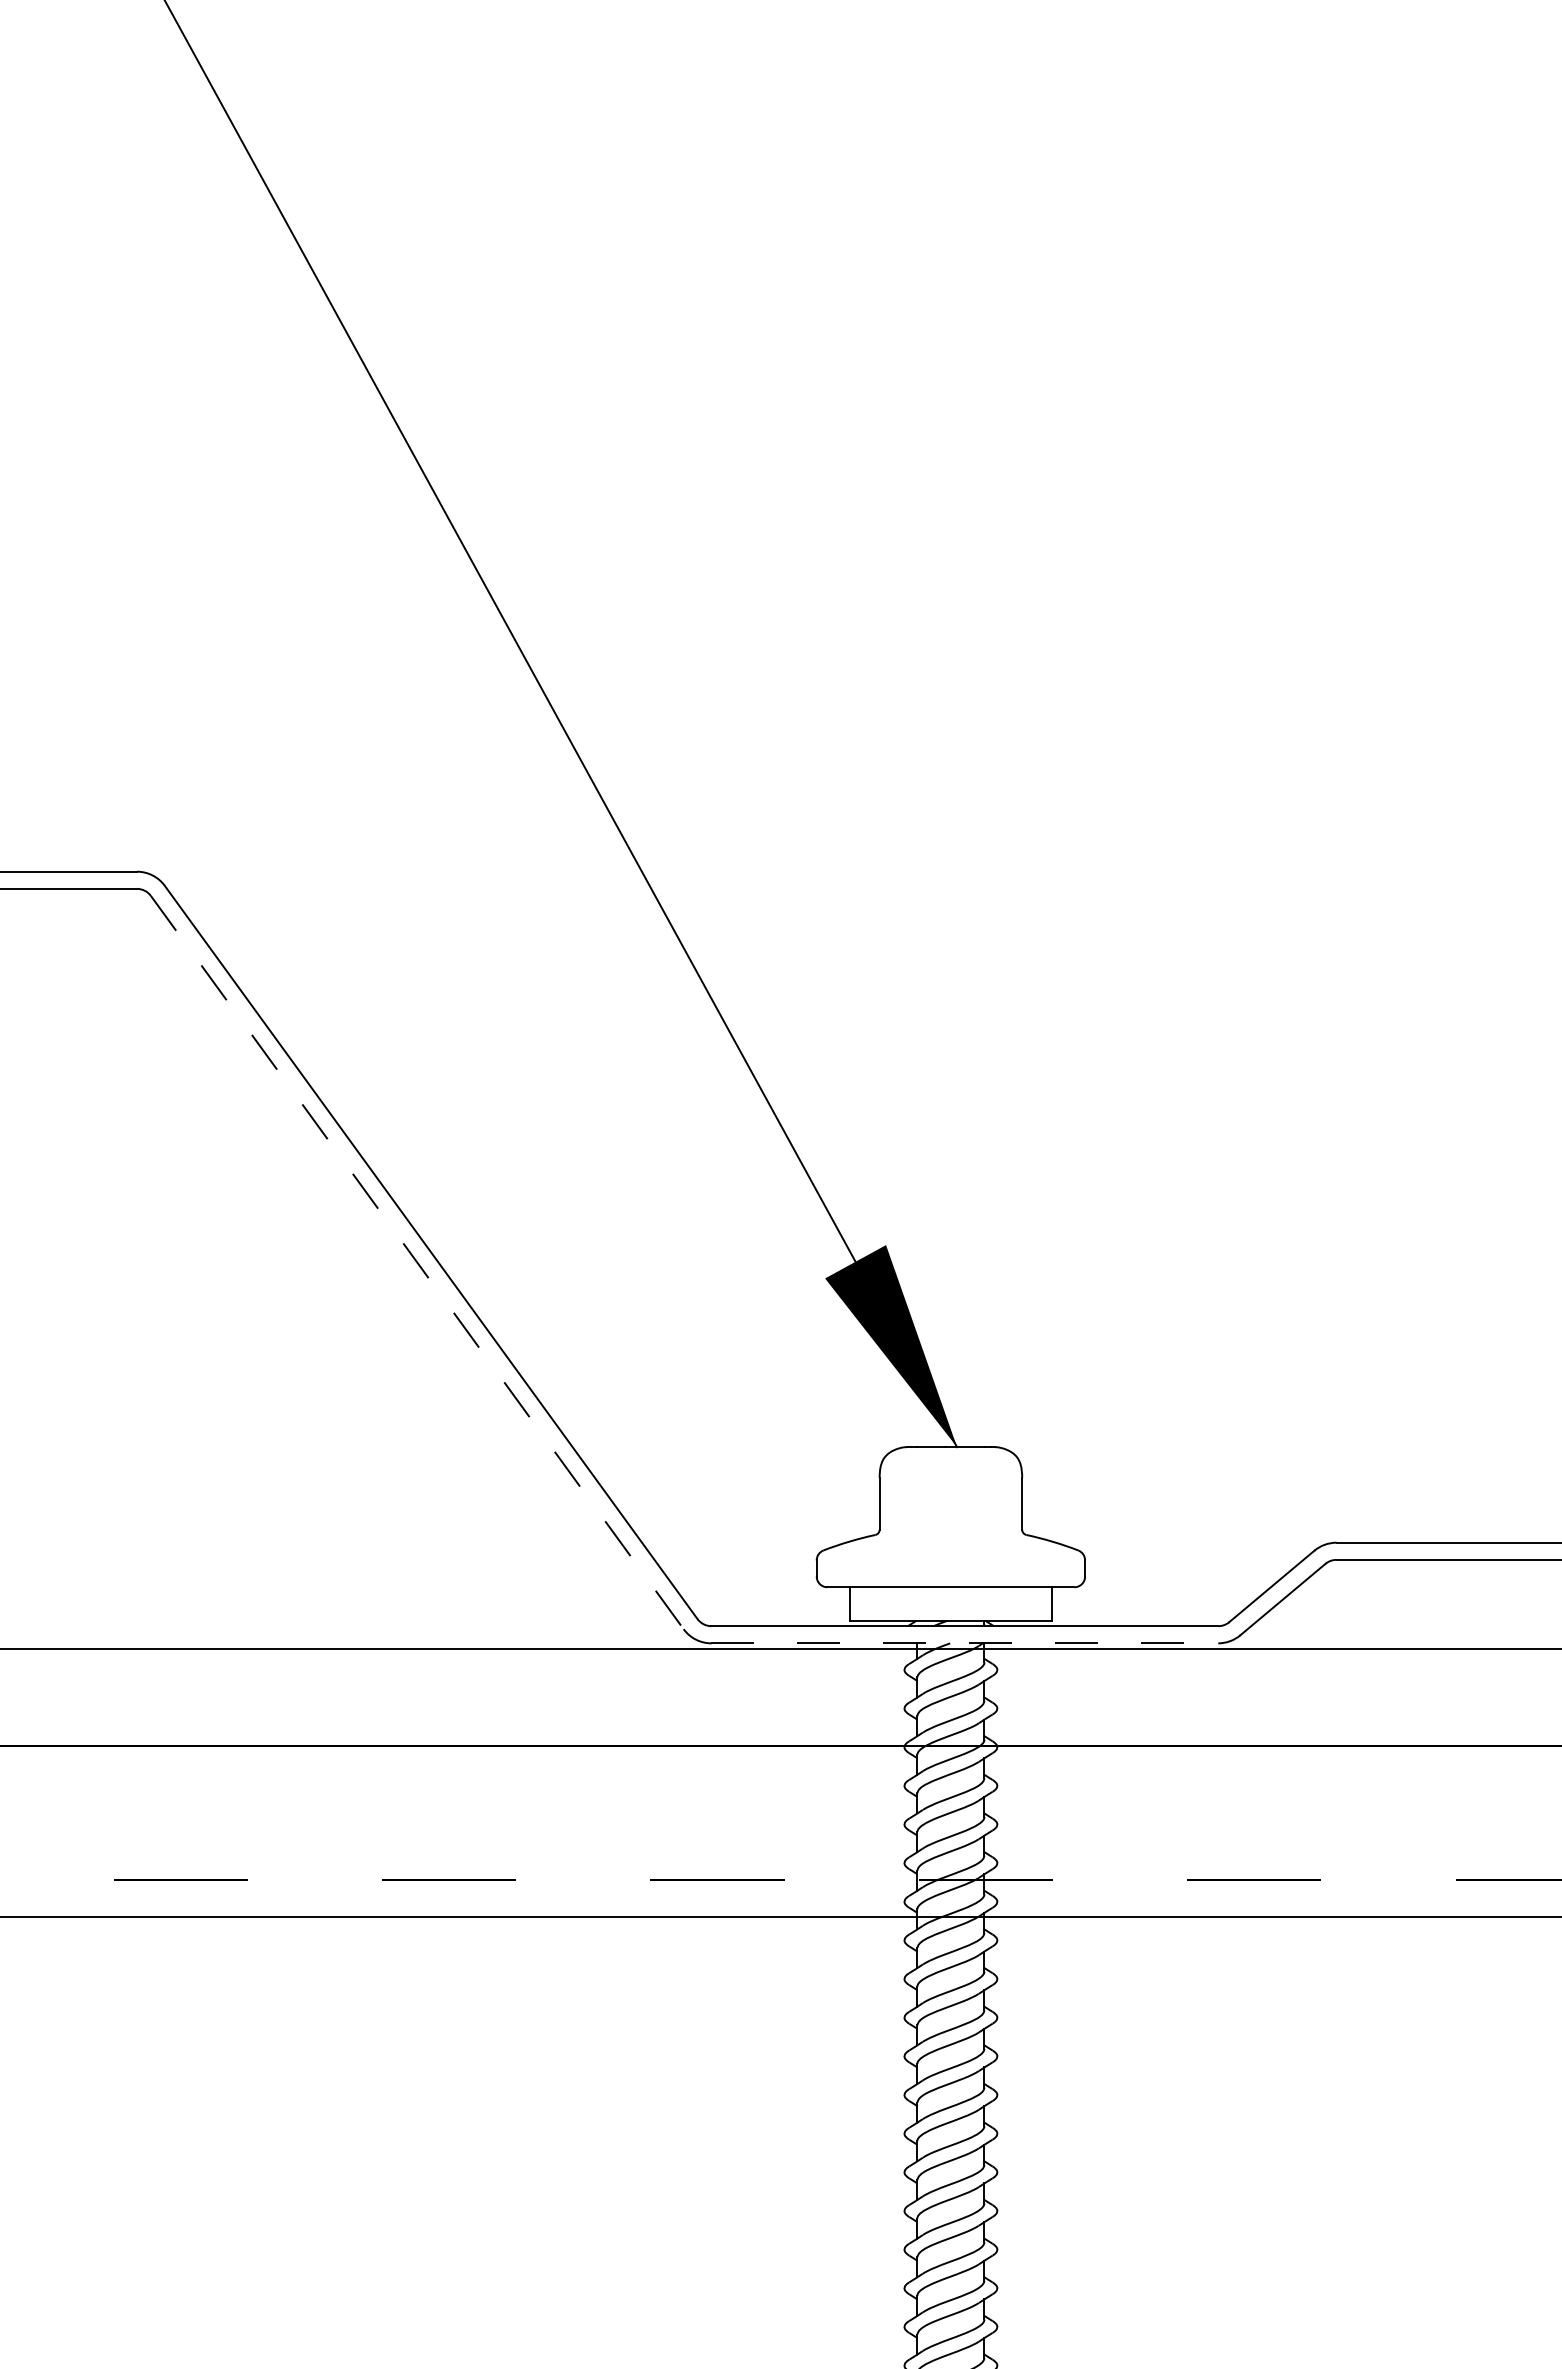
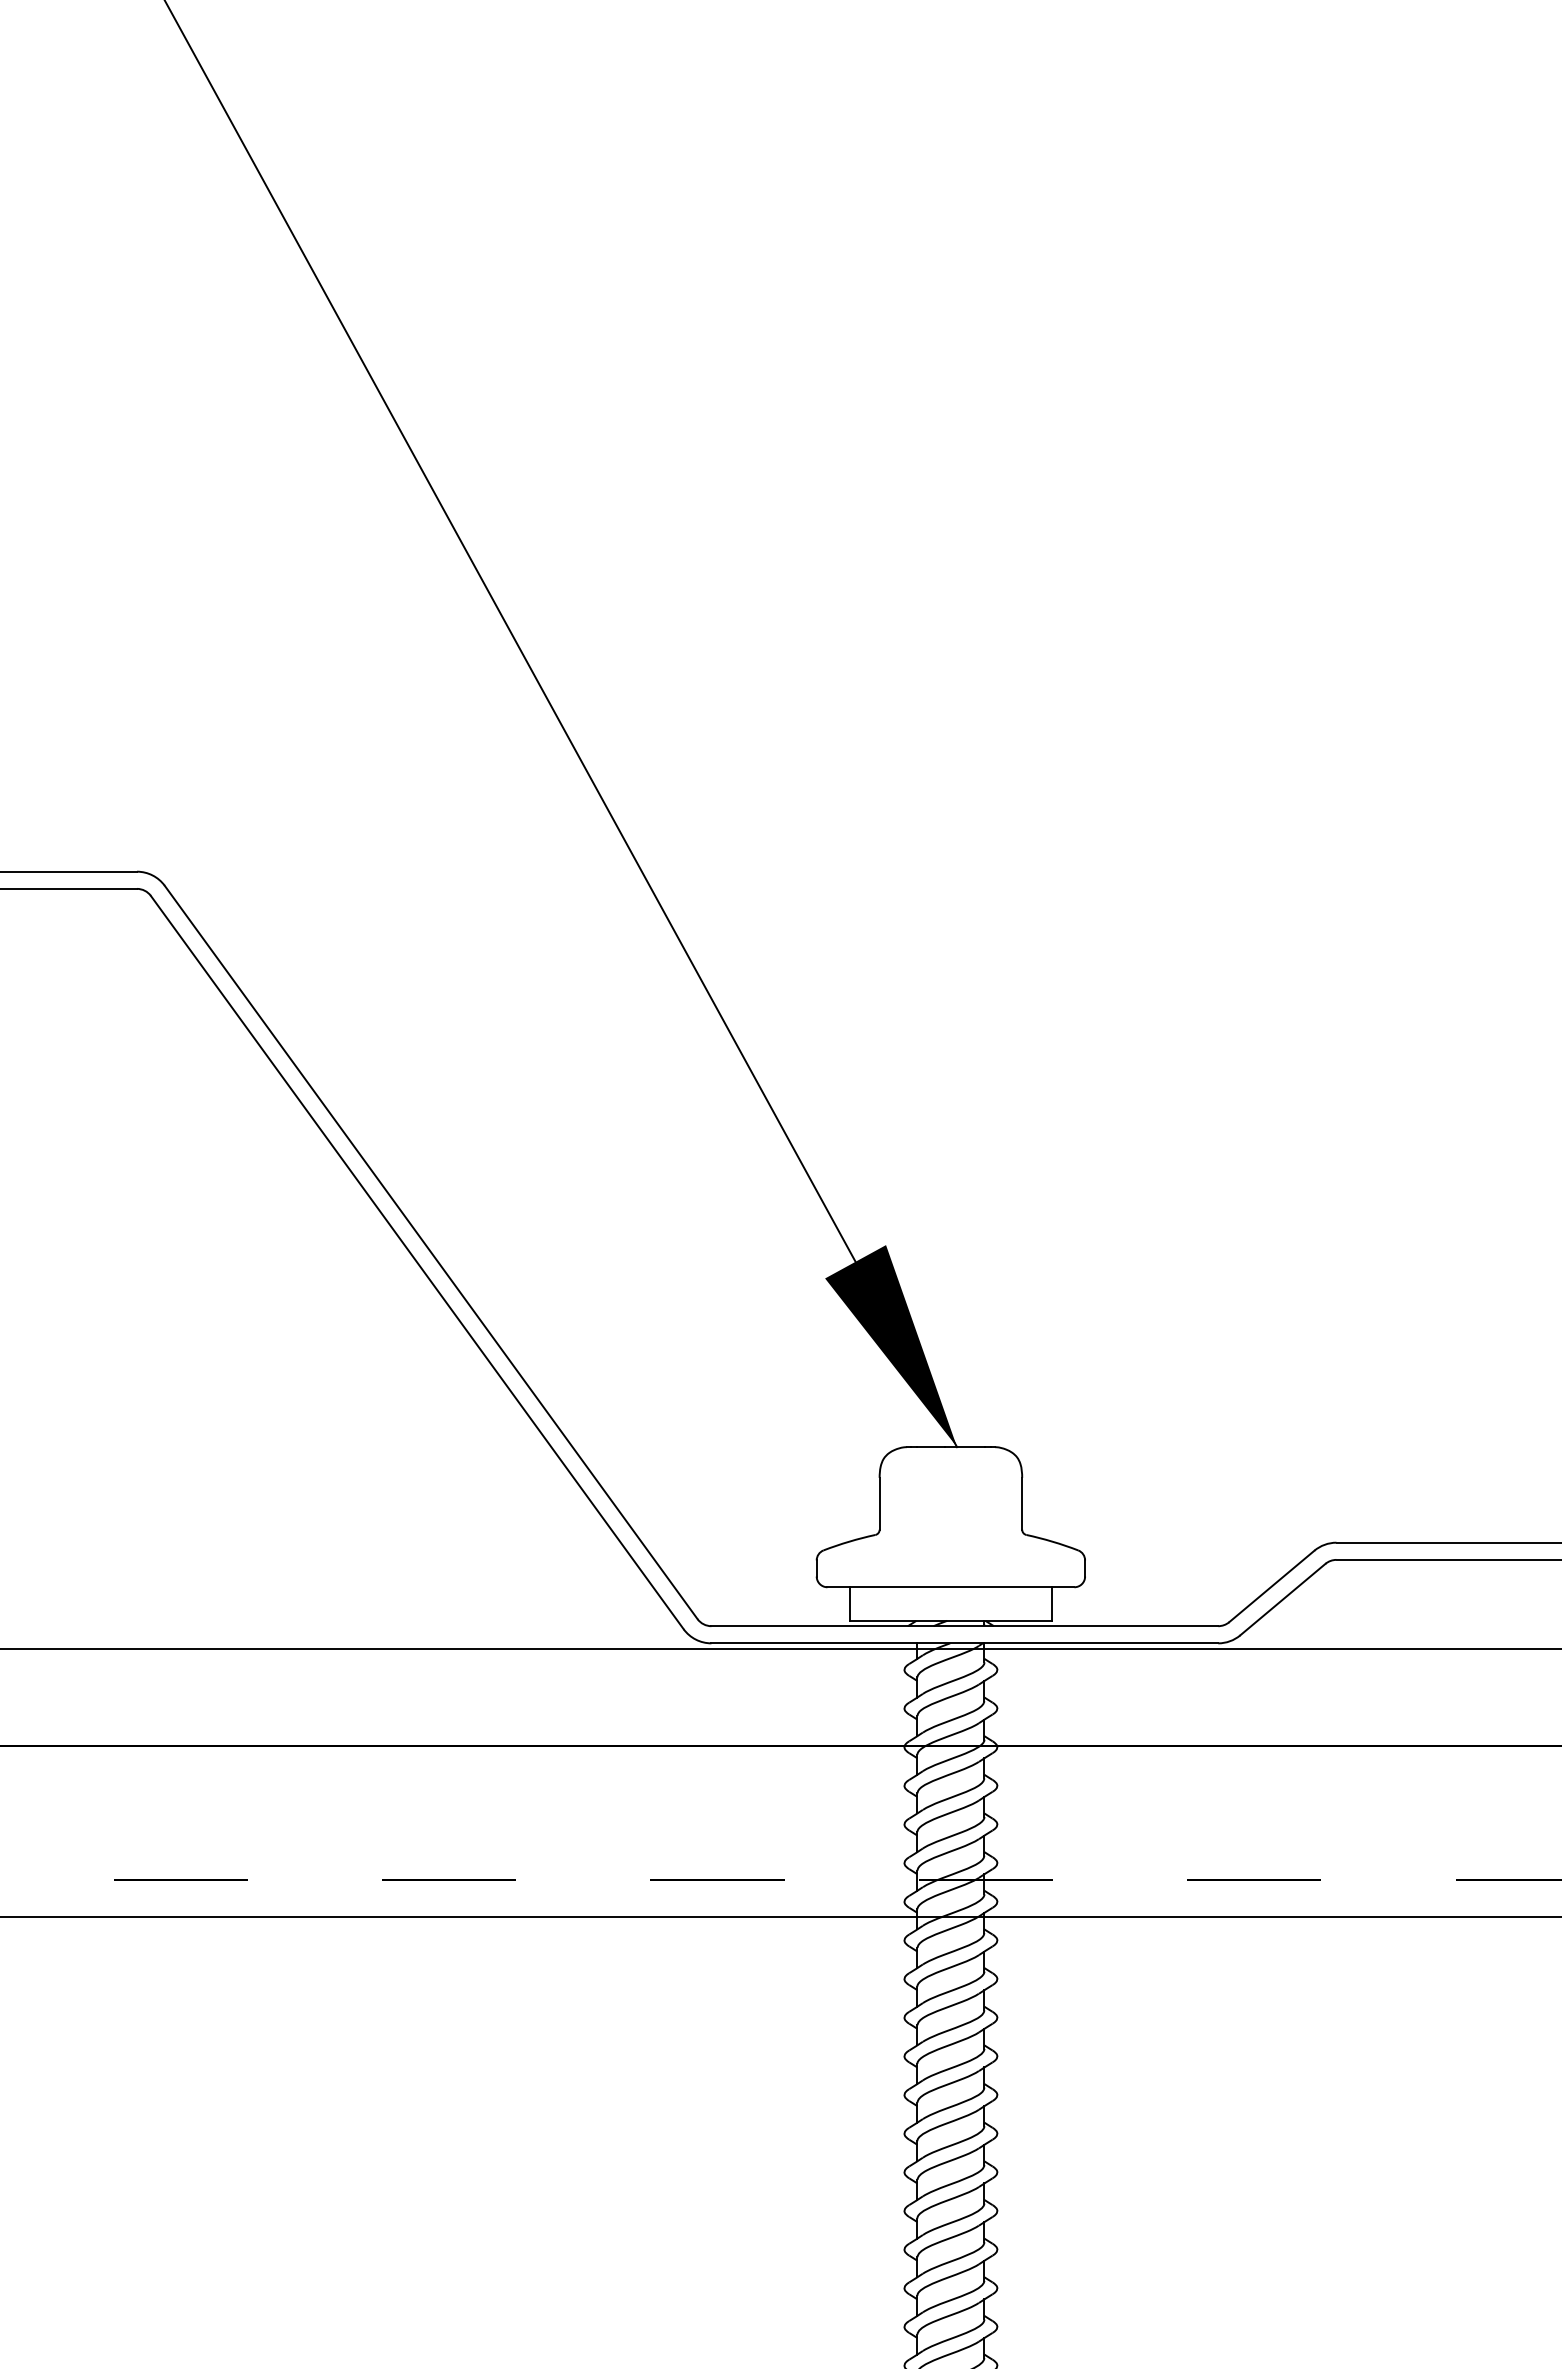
line: dashed -> solid (417, 1262)
line: dashed -> solid (965, 1643)
